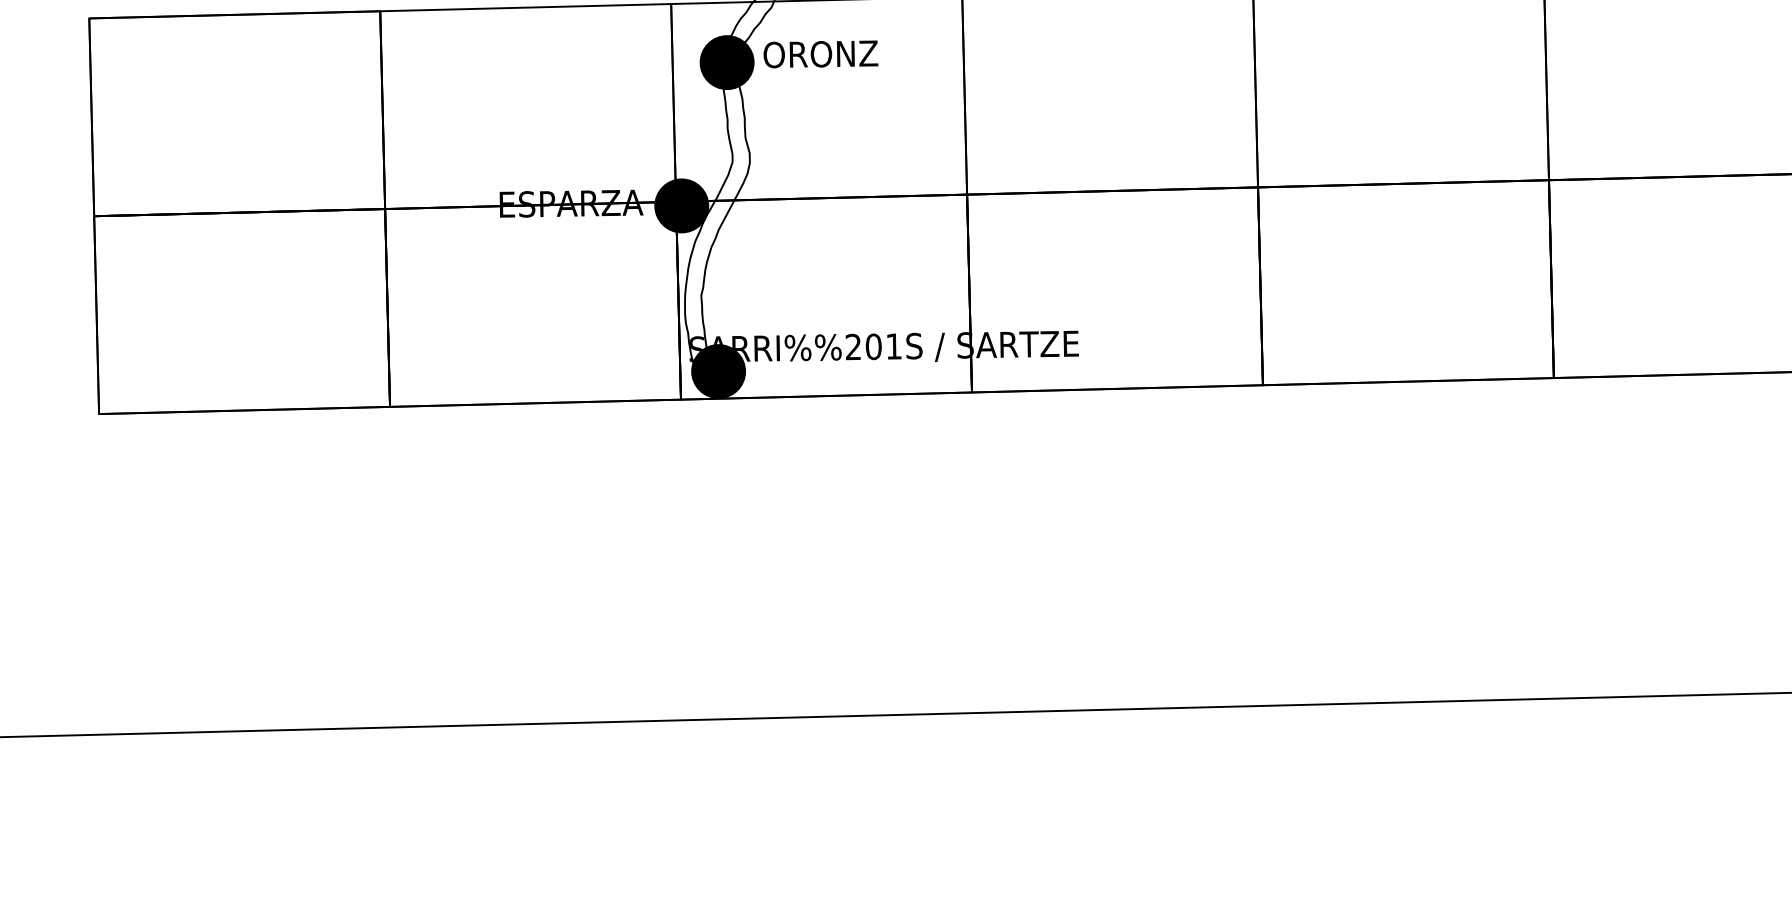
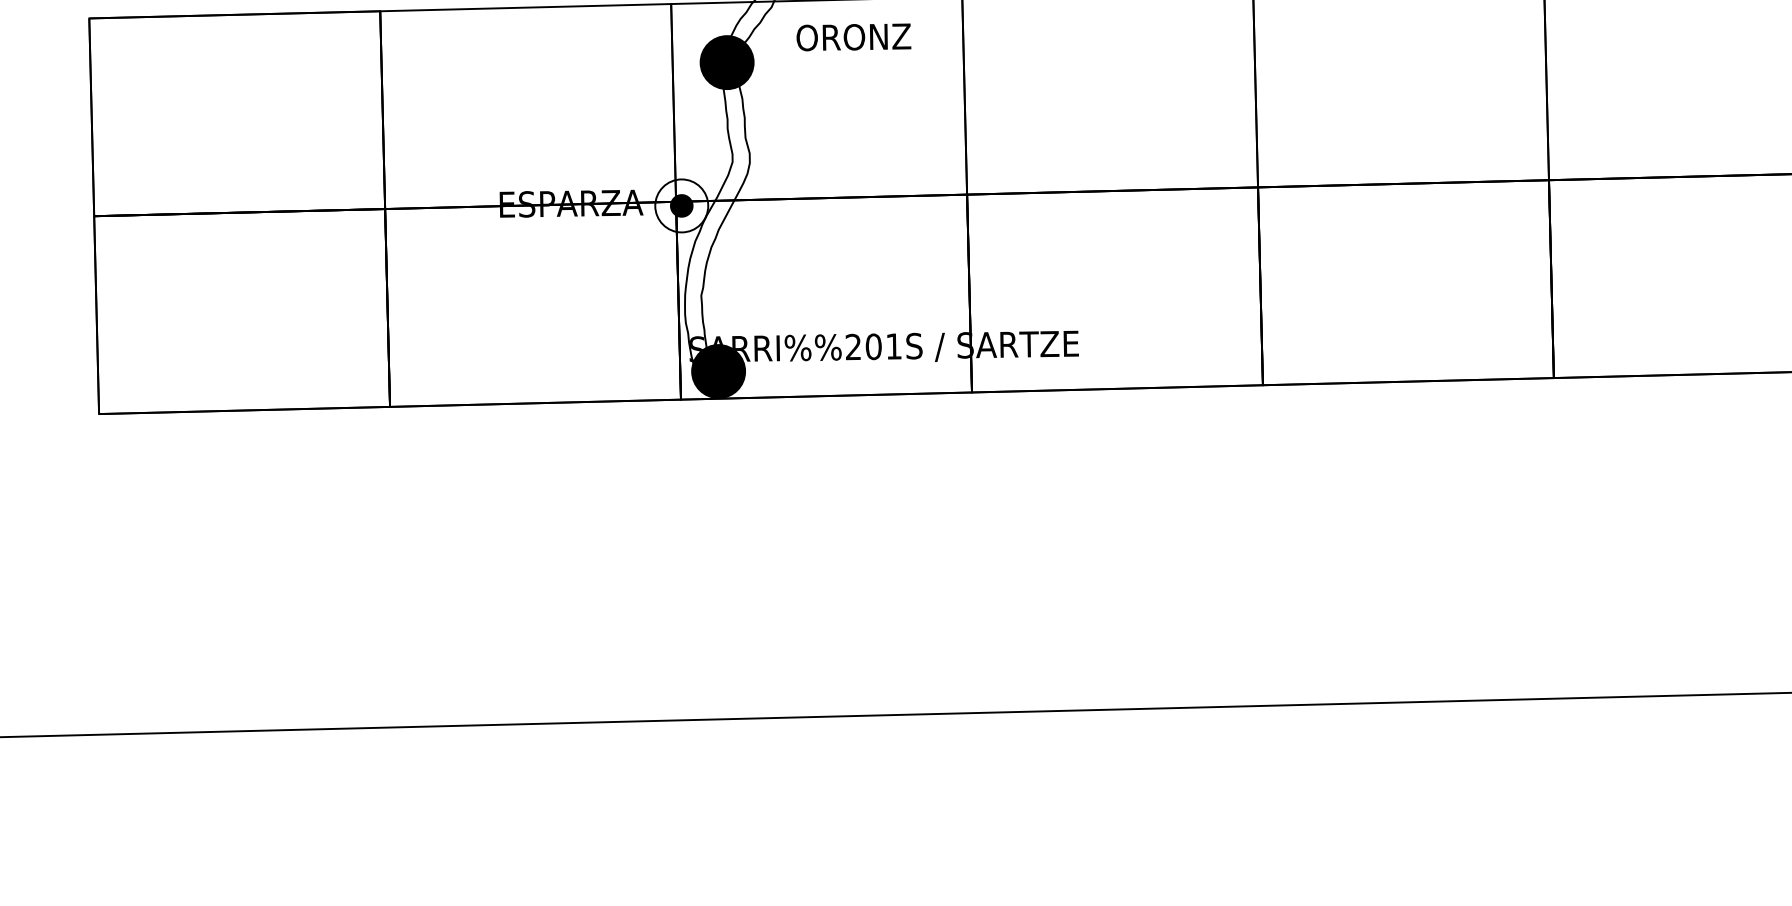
text position: (820, 54) -> (853, 37) (853, 37)
fill: present -> none (681, 205)
fill: present -> none (681, 205)
